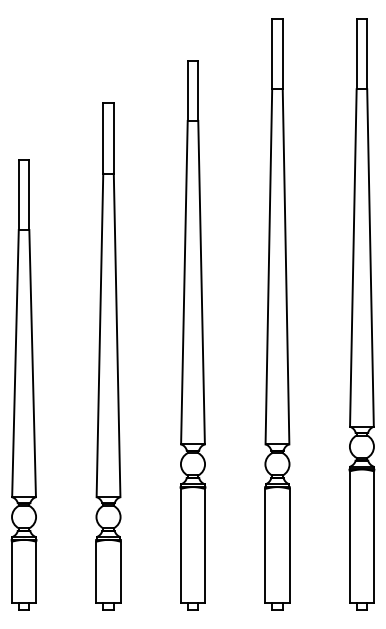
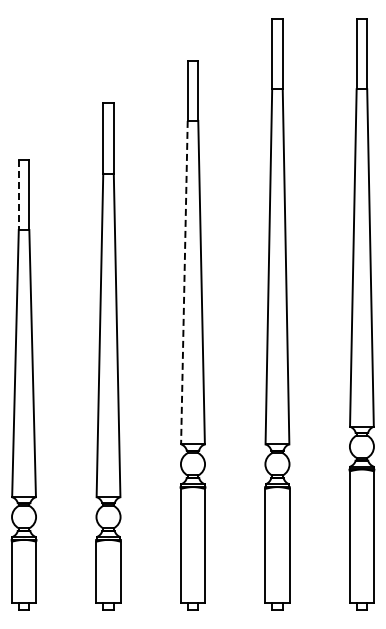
line: solid -> dashed (18, 195)
line: solid -> dashed (184, 282)
